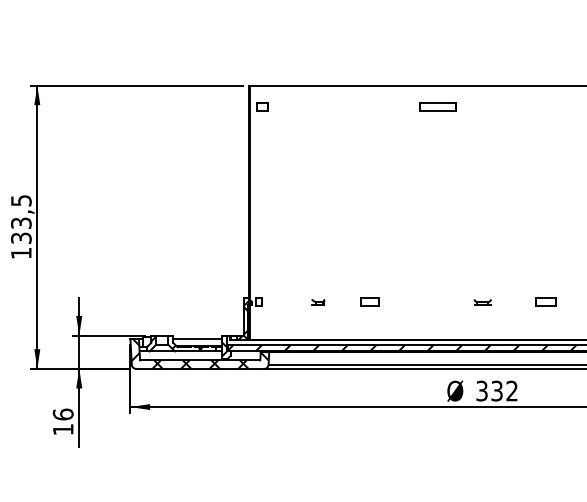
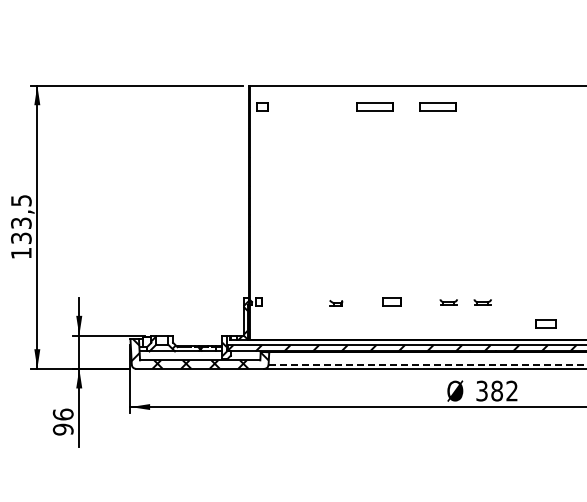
part: none -> present (374, 106)
part position: (369, 301) -> (391, 301) (391, 301)
part position: (545, 301) -> (545, 323) (545, 323)
part position: (318, 302) -> (336, 303) (336, 303)
part: none -> present (448, 302)
line: present -> none (197, 339)
line: solid -> dashed (427, 364)
text: 332 -> 382 (496, 390)
text: 16 -> 96 (62, 429)
